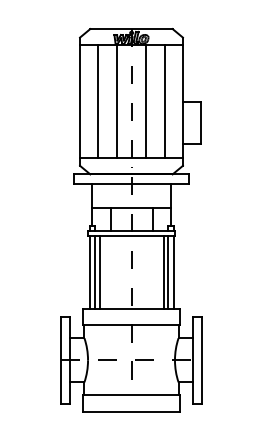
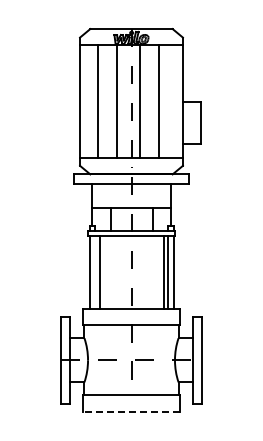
line position: (146, 101) -> (140, 101) (140, 101)
line position: (164, 101) -> (158, 101) (158, 101)
line: present -> none (95, 272)
line: solid -> dashed (131, 411)
